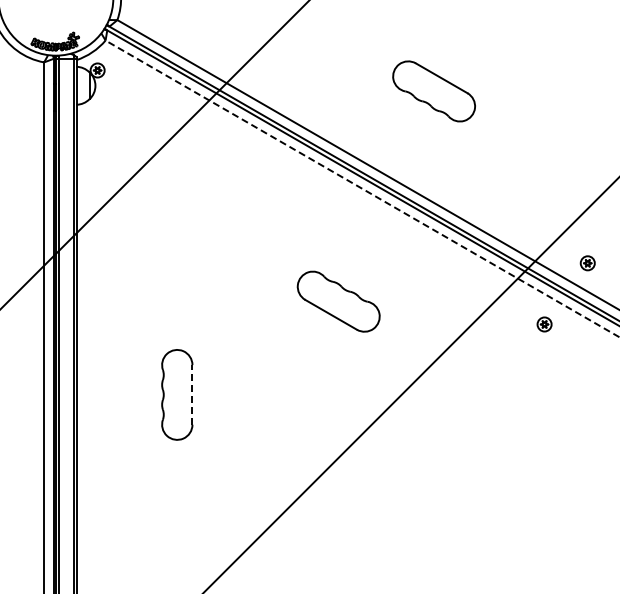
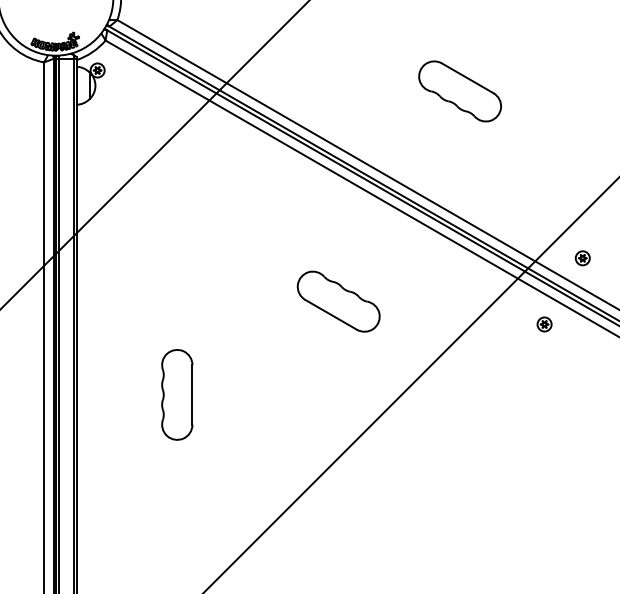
part position: (433, 91) -> (459, 91) (459, 91)
line: dashed -> solid (362, 188)
part position: (587, 263) -> (582, 258) (582, 258)
line: dashed -> solid (192, 394)
